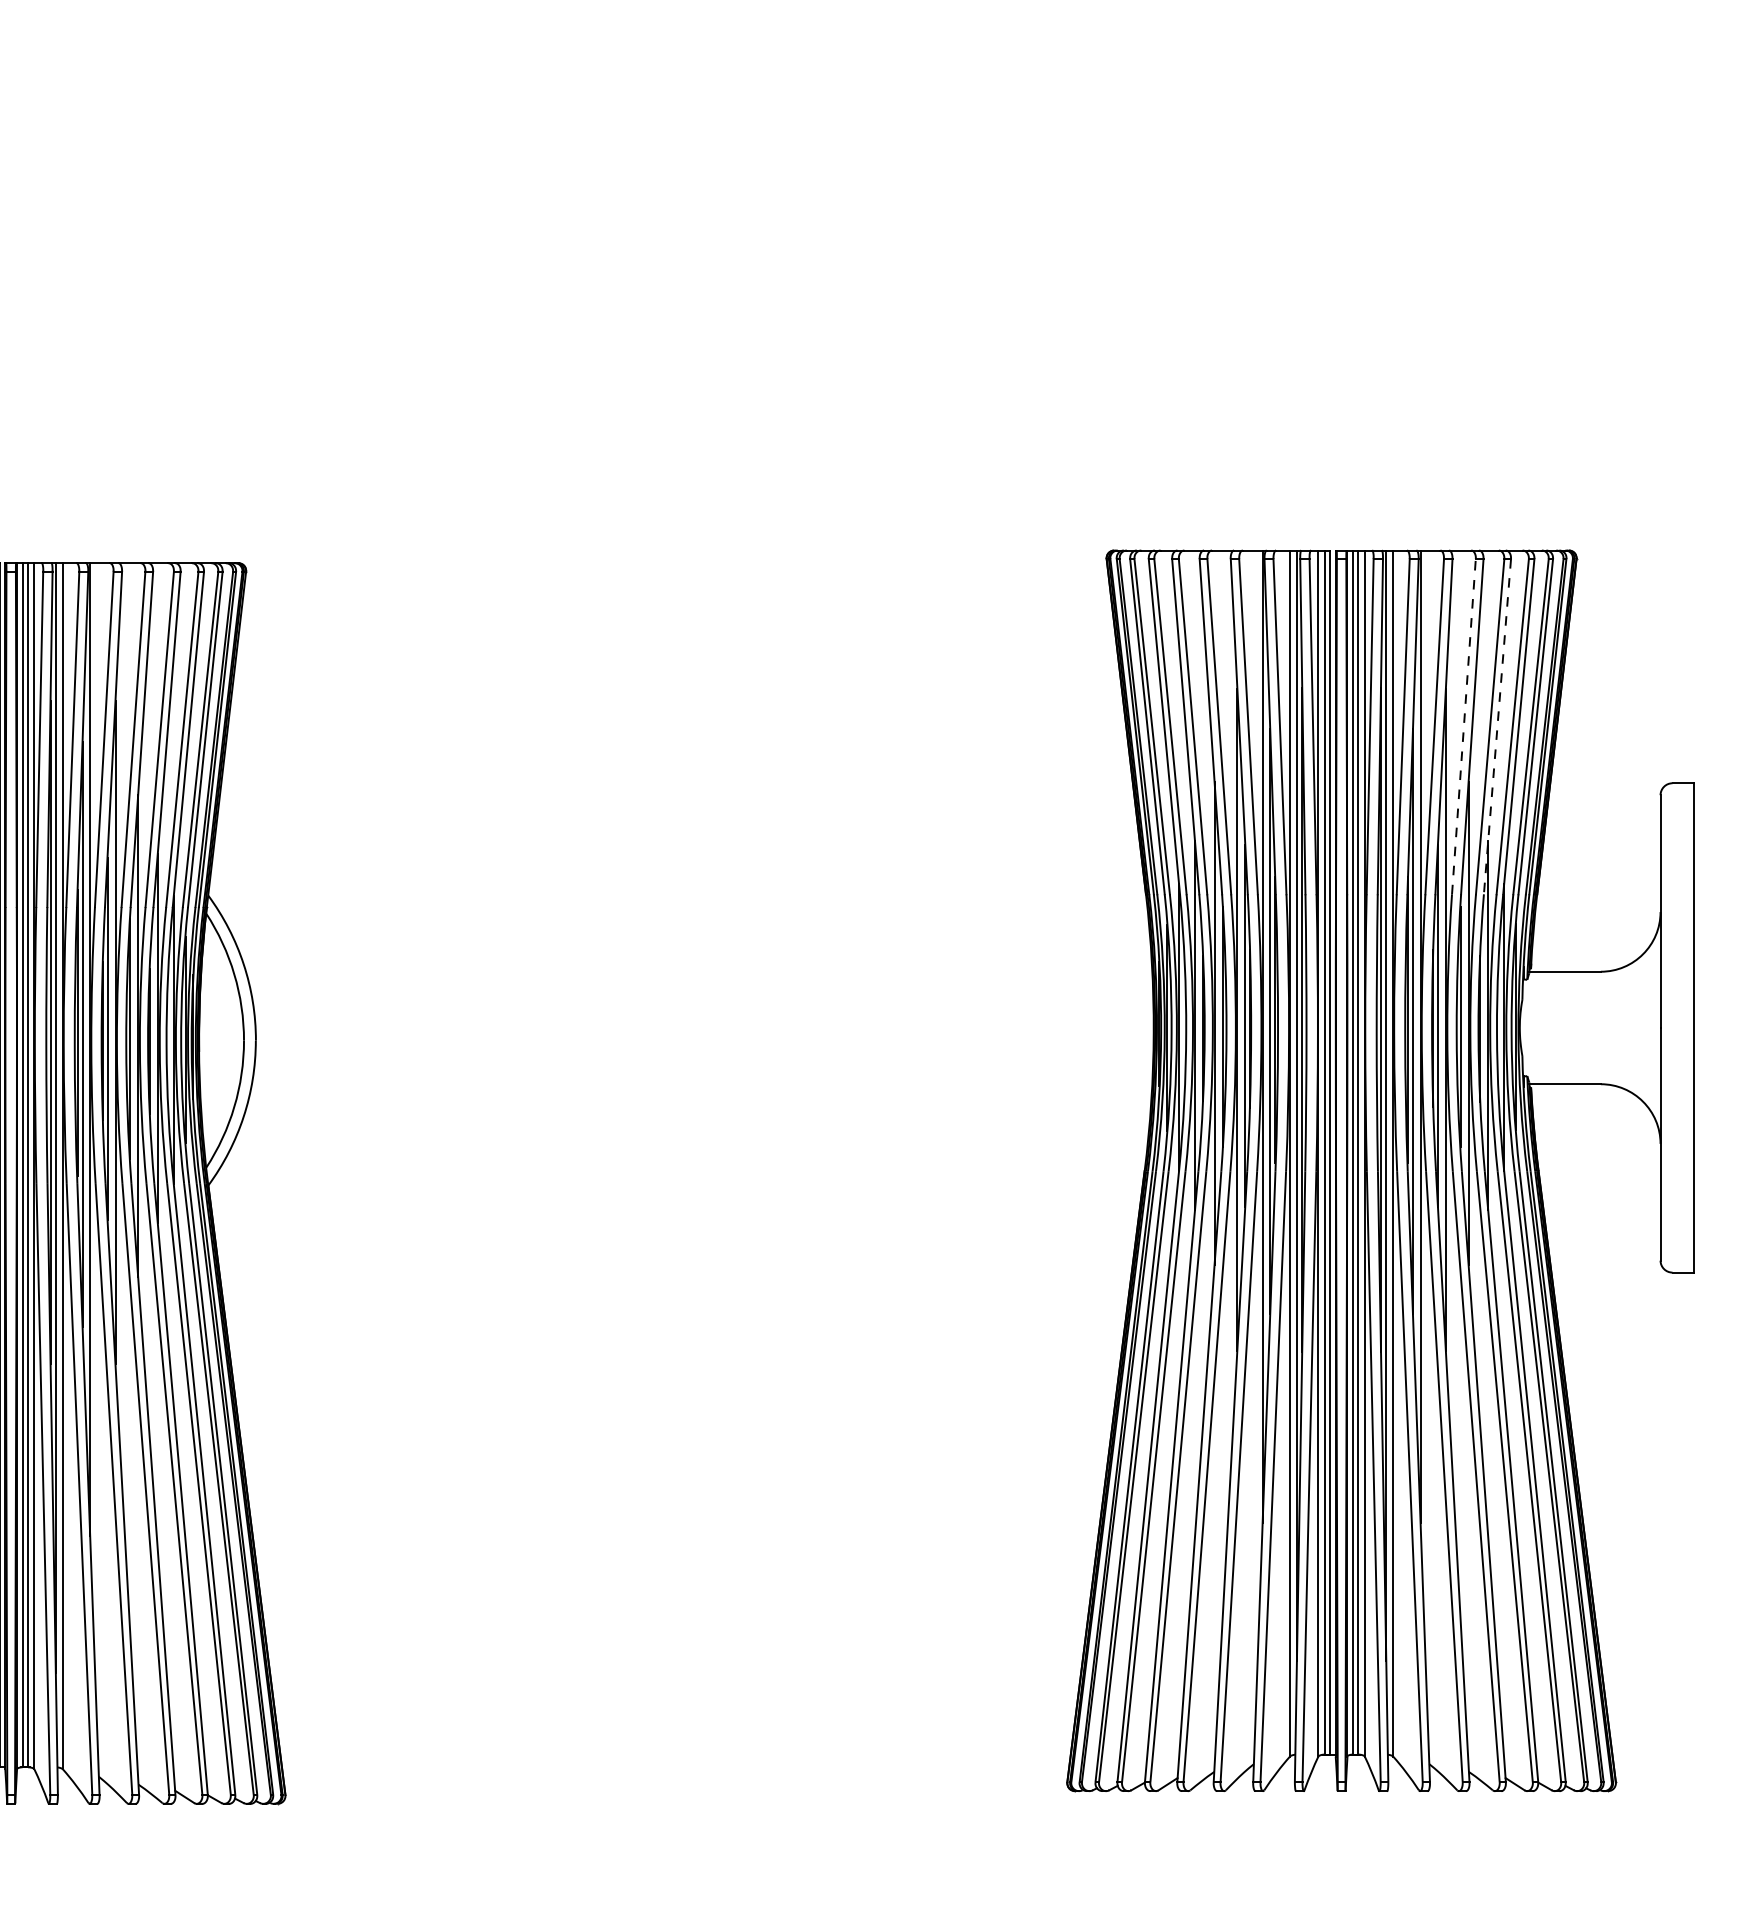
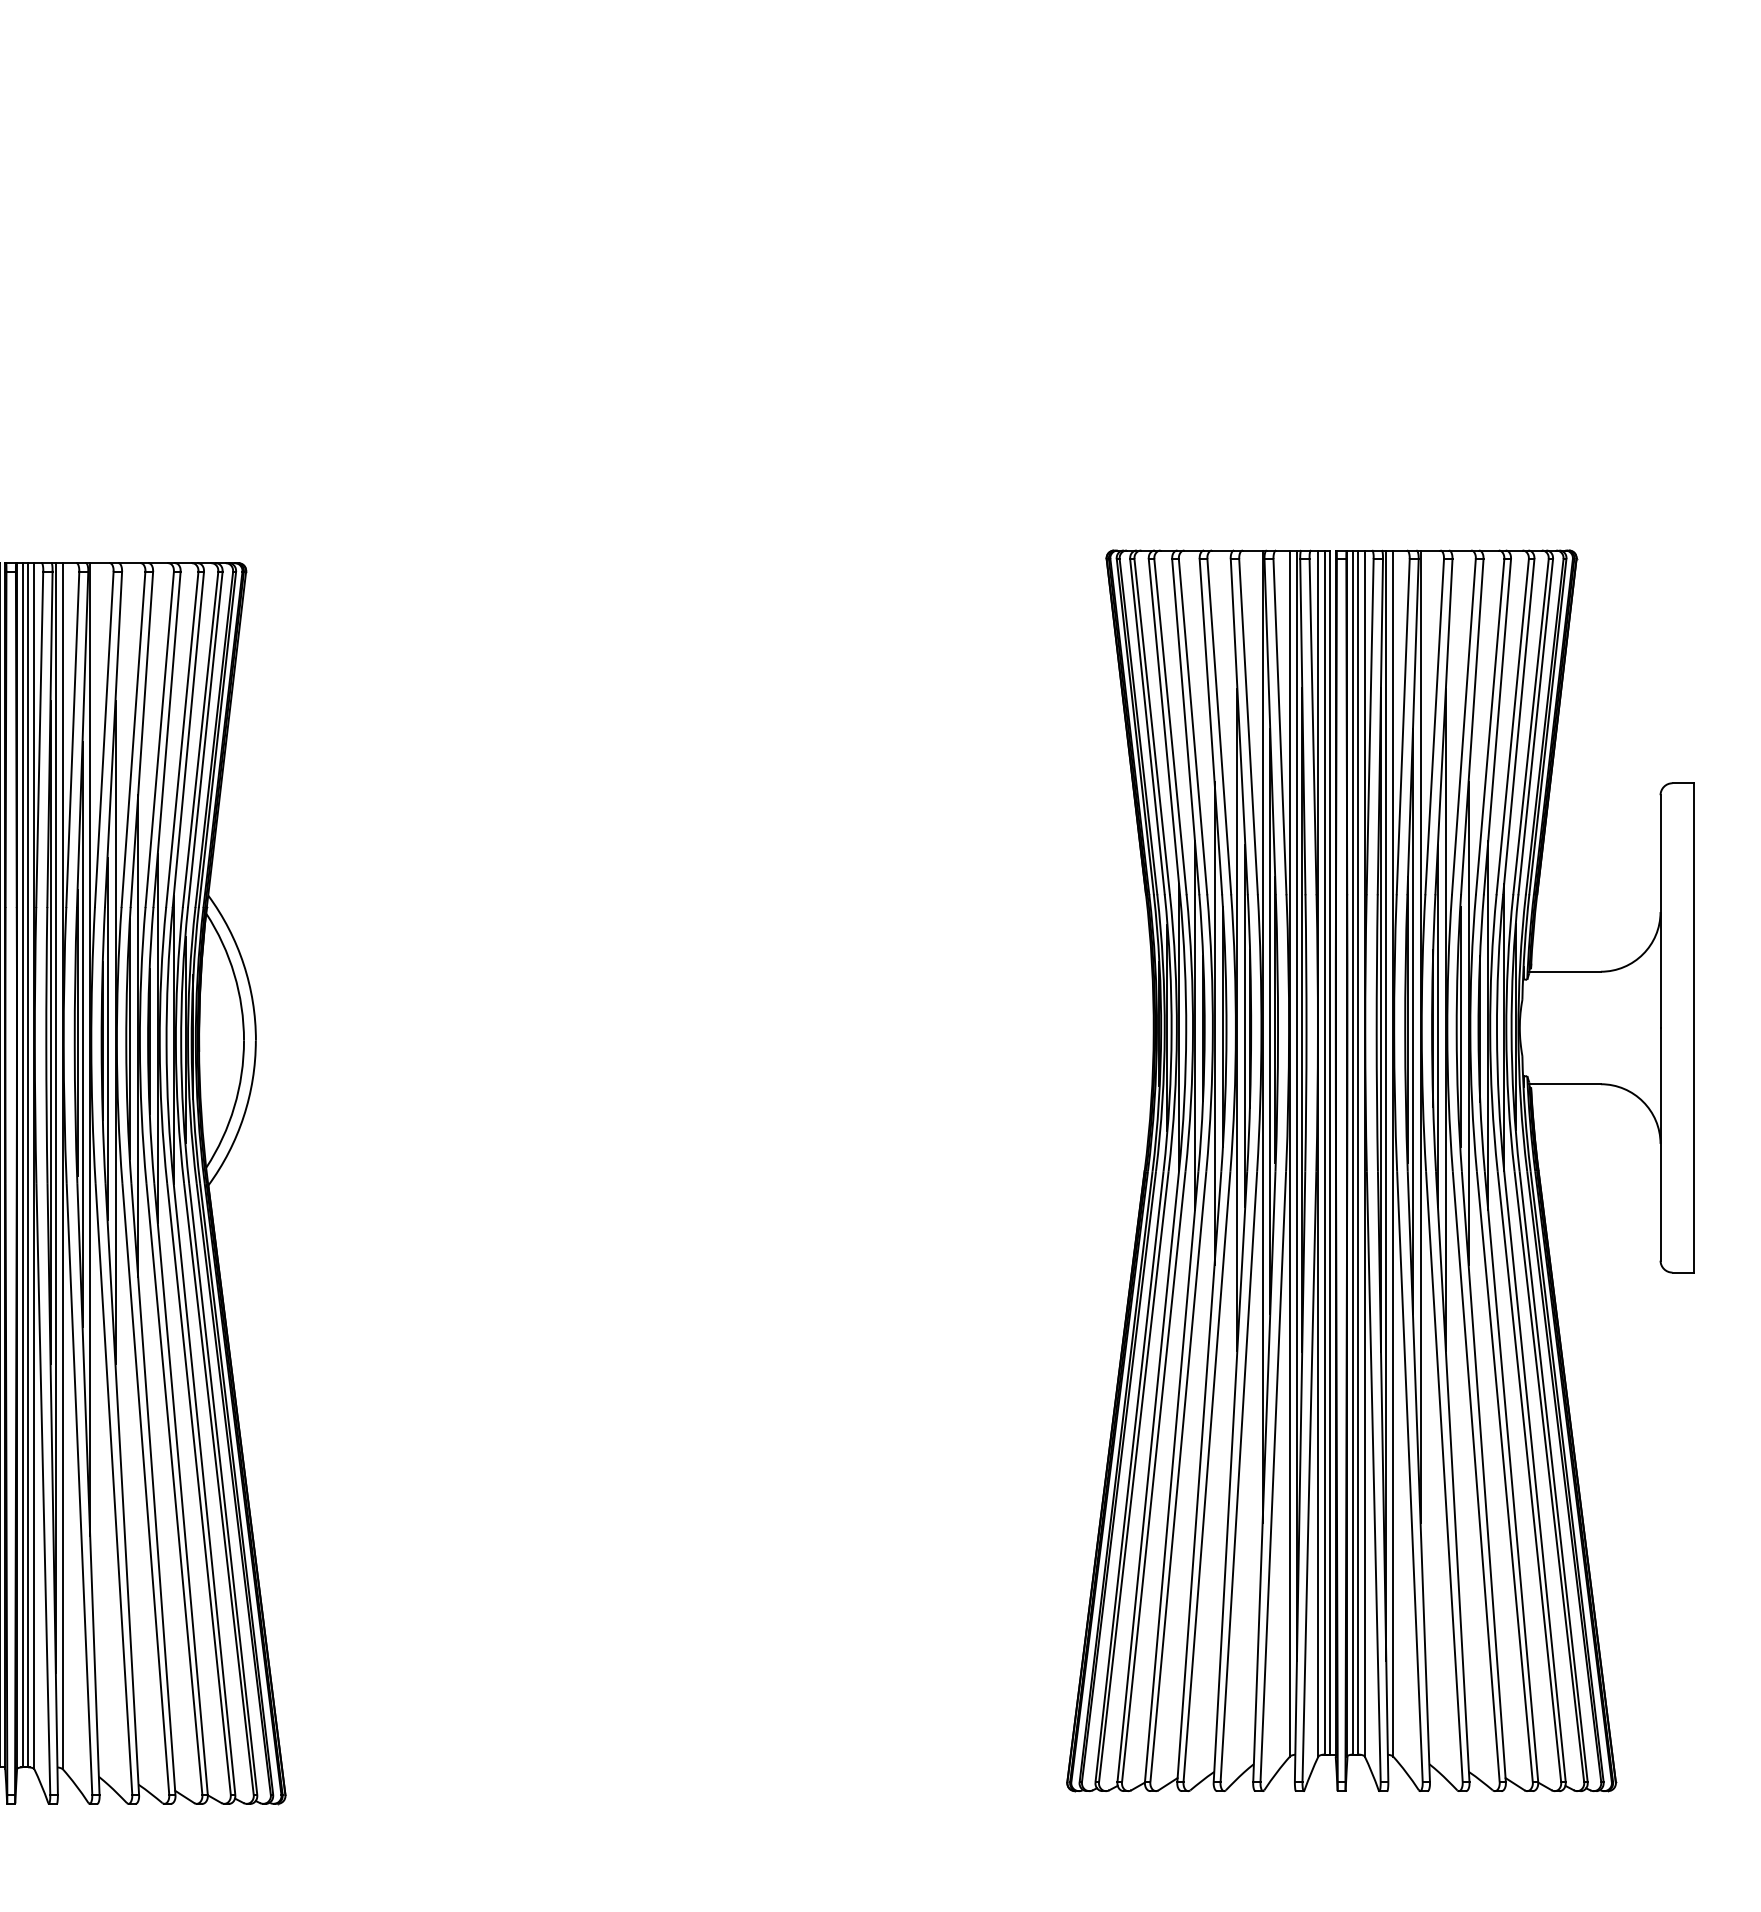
line: dashed -> solid (1463, 726)
line: dashed -> solid (1497, 727)
